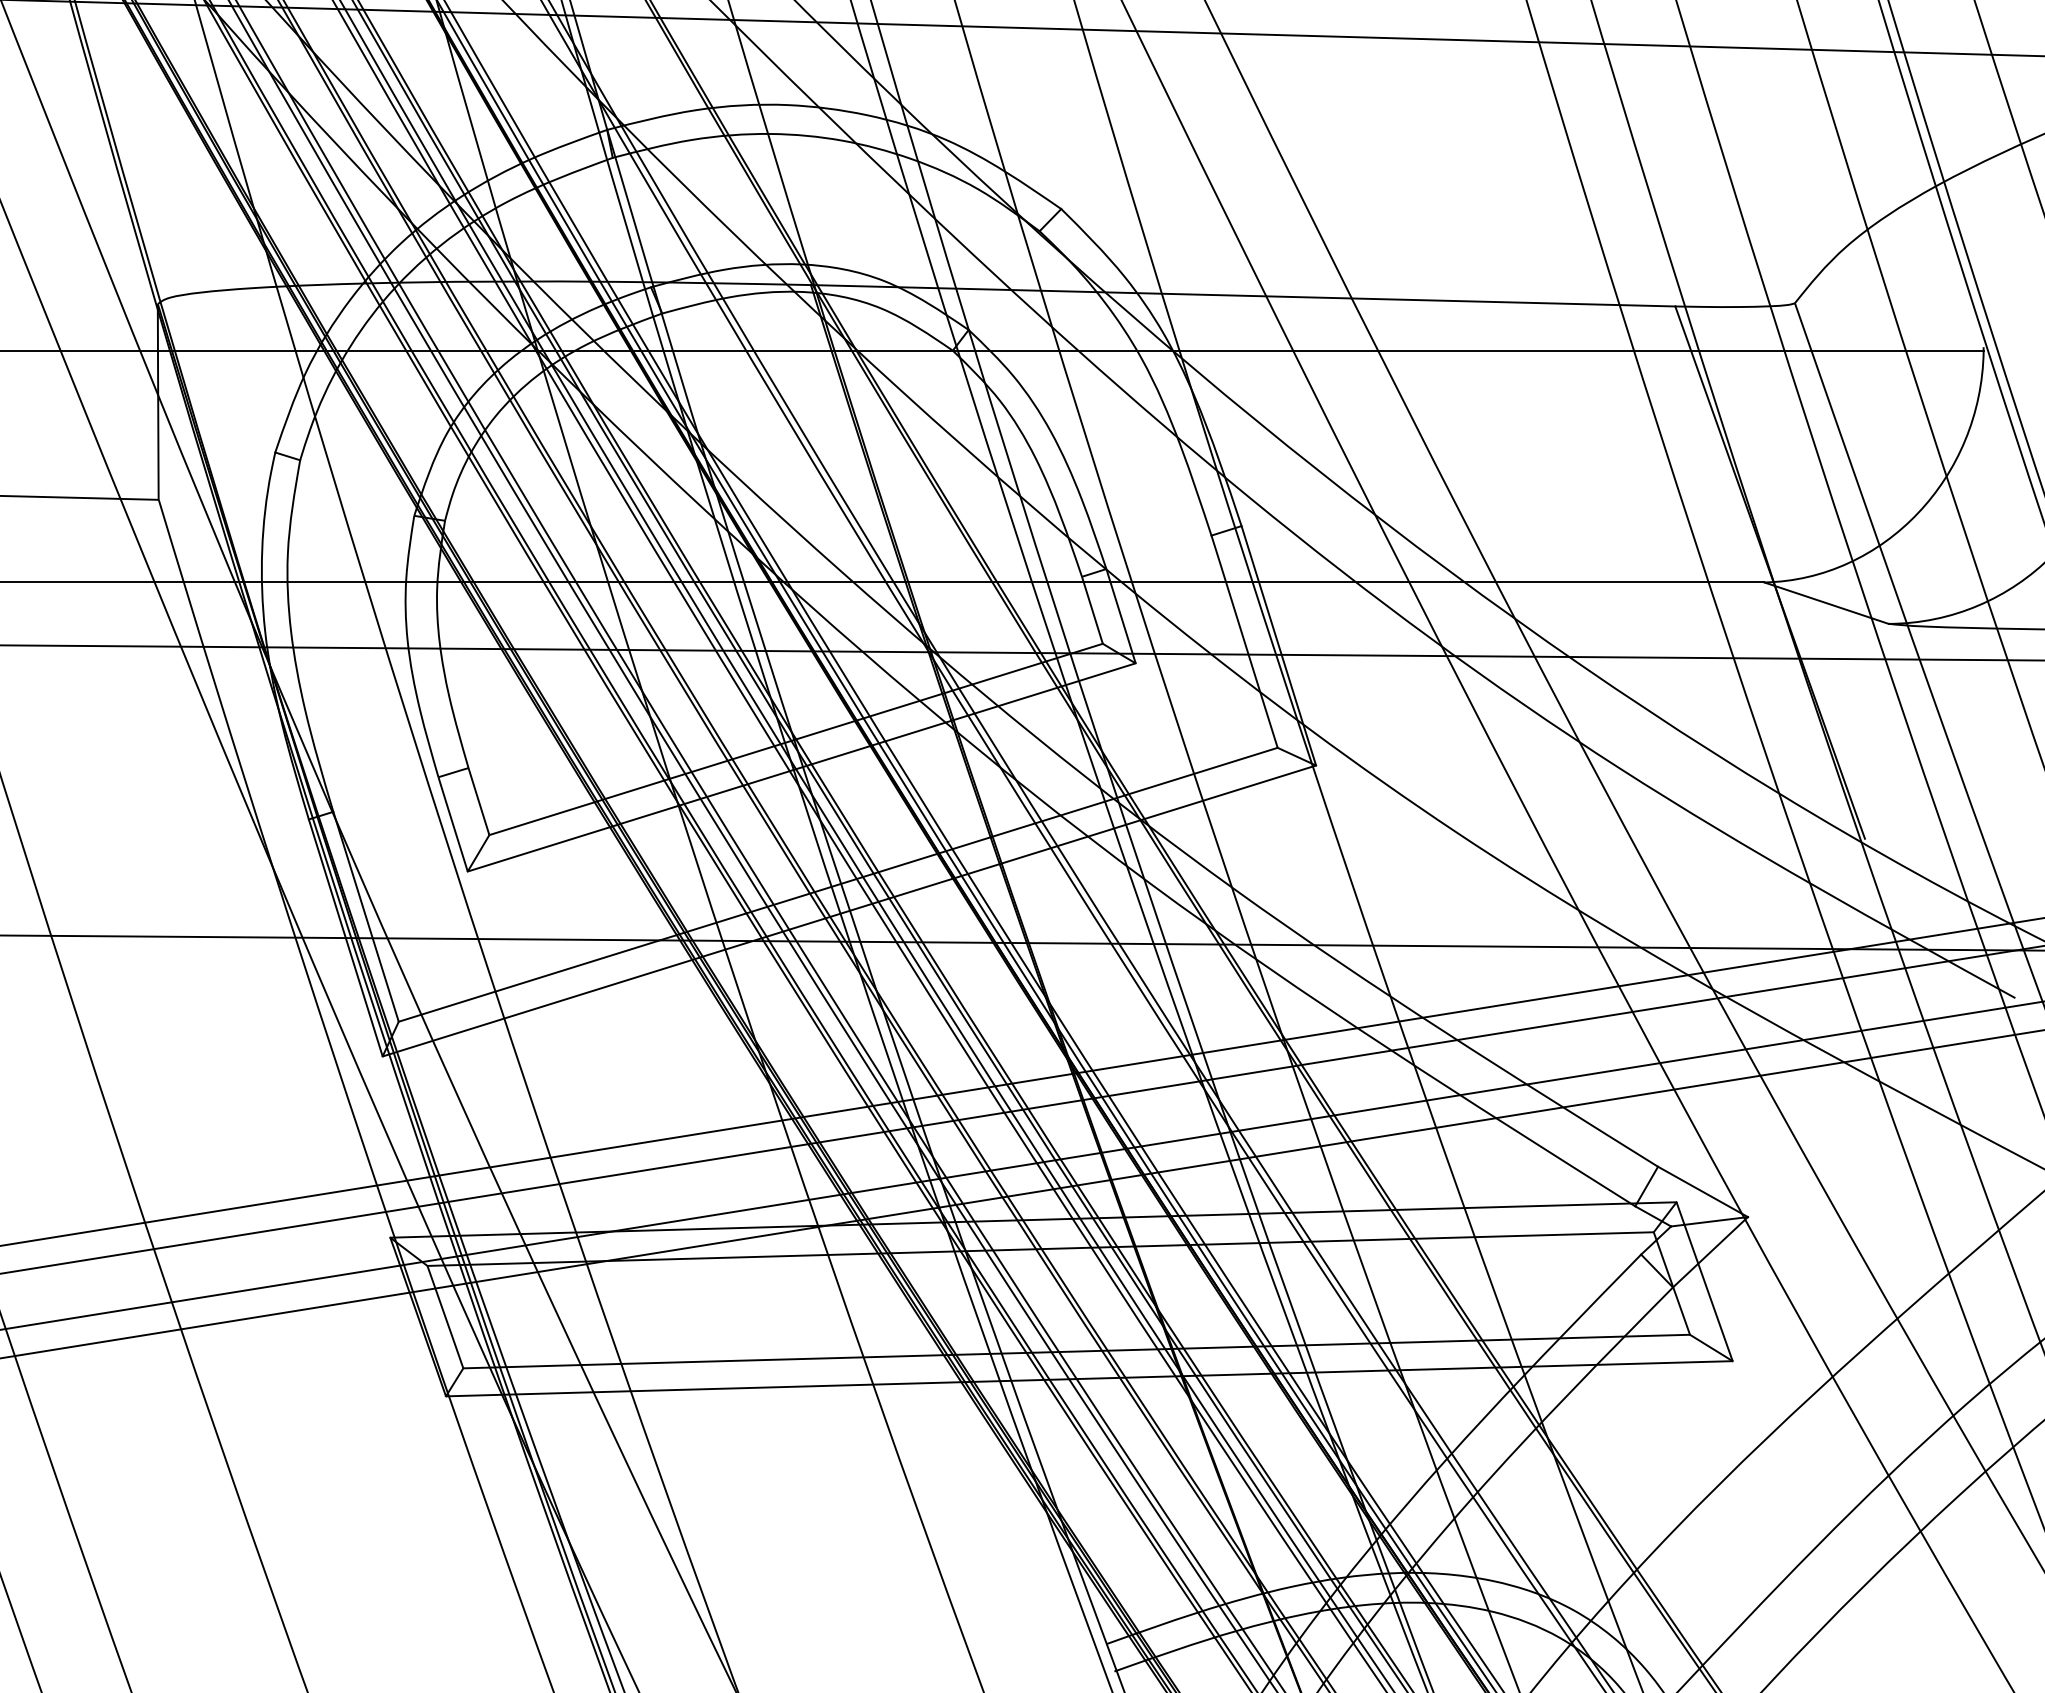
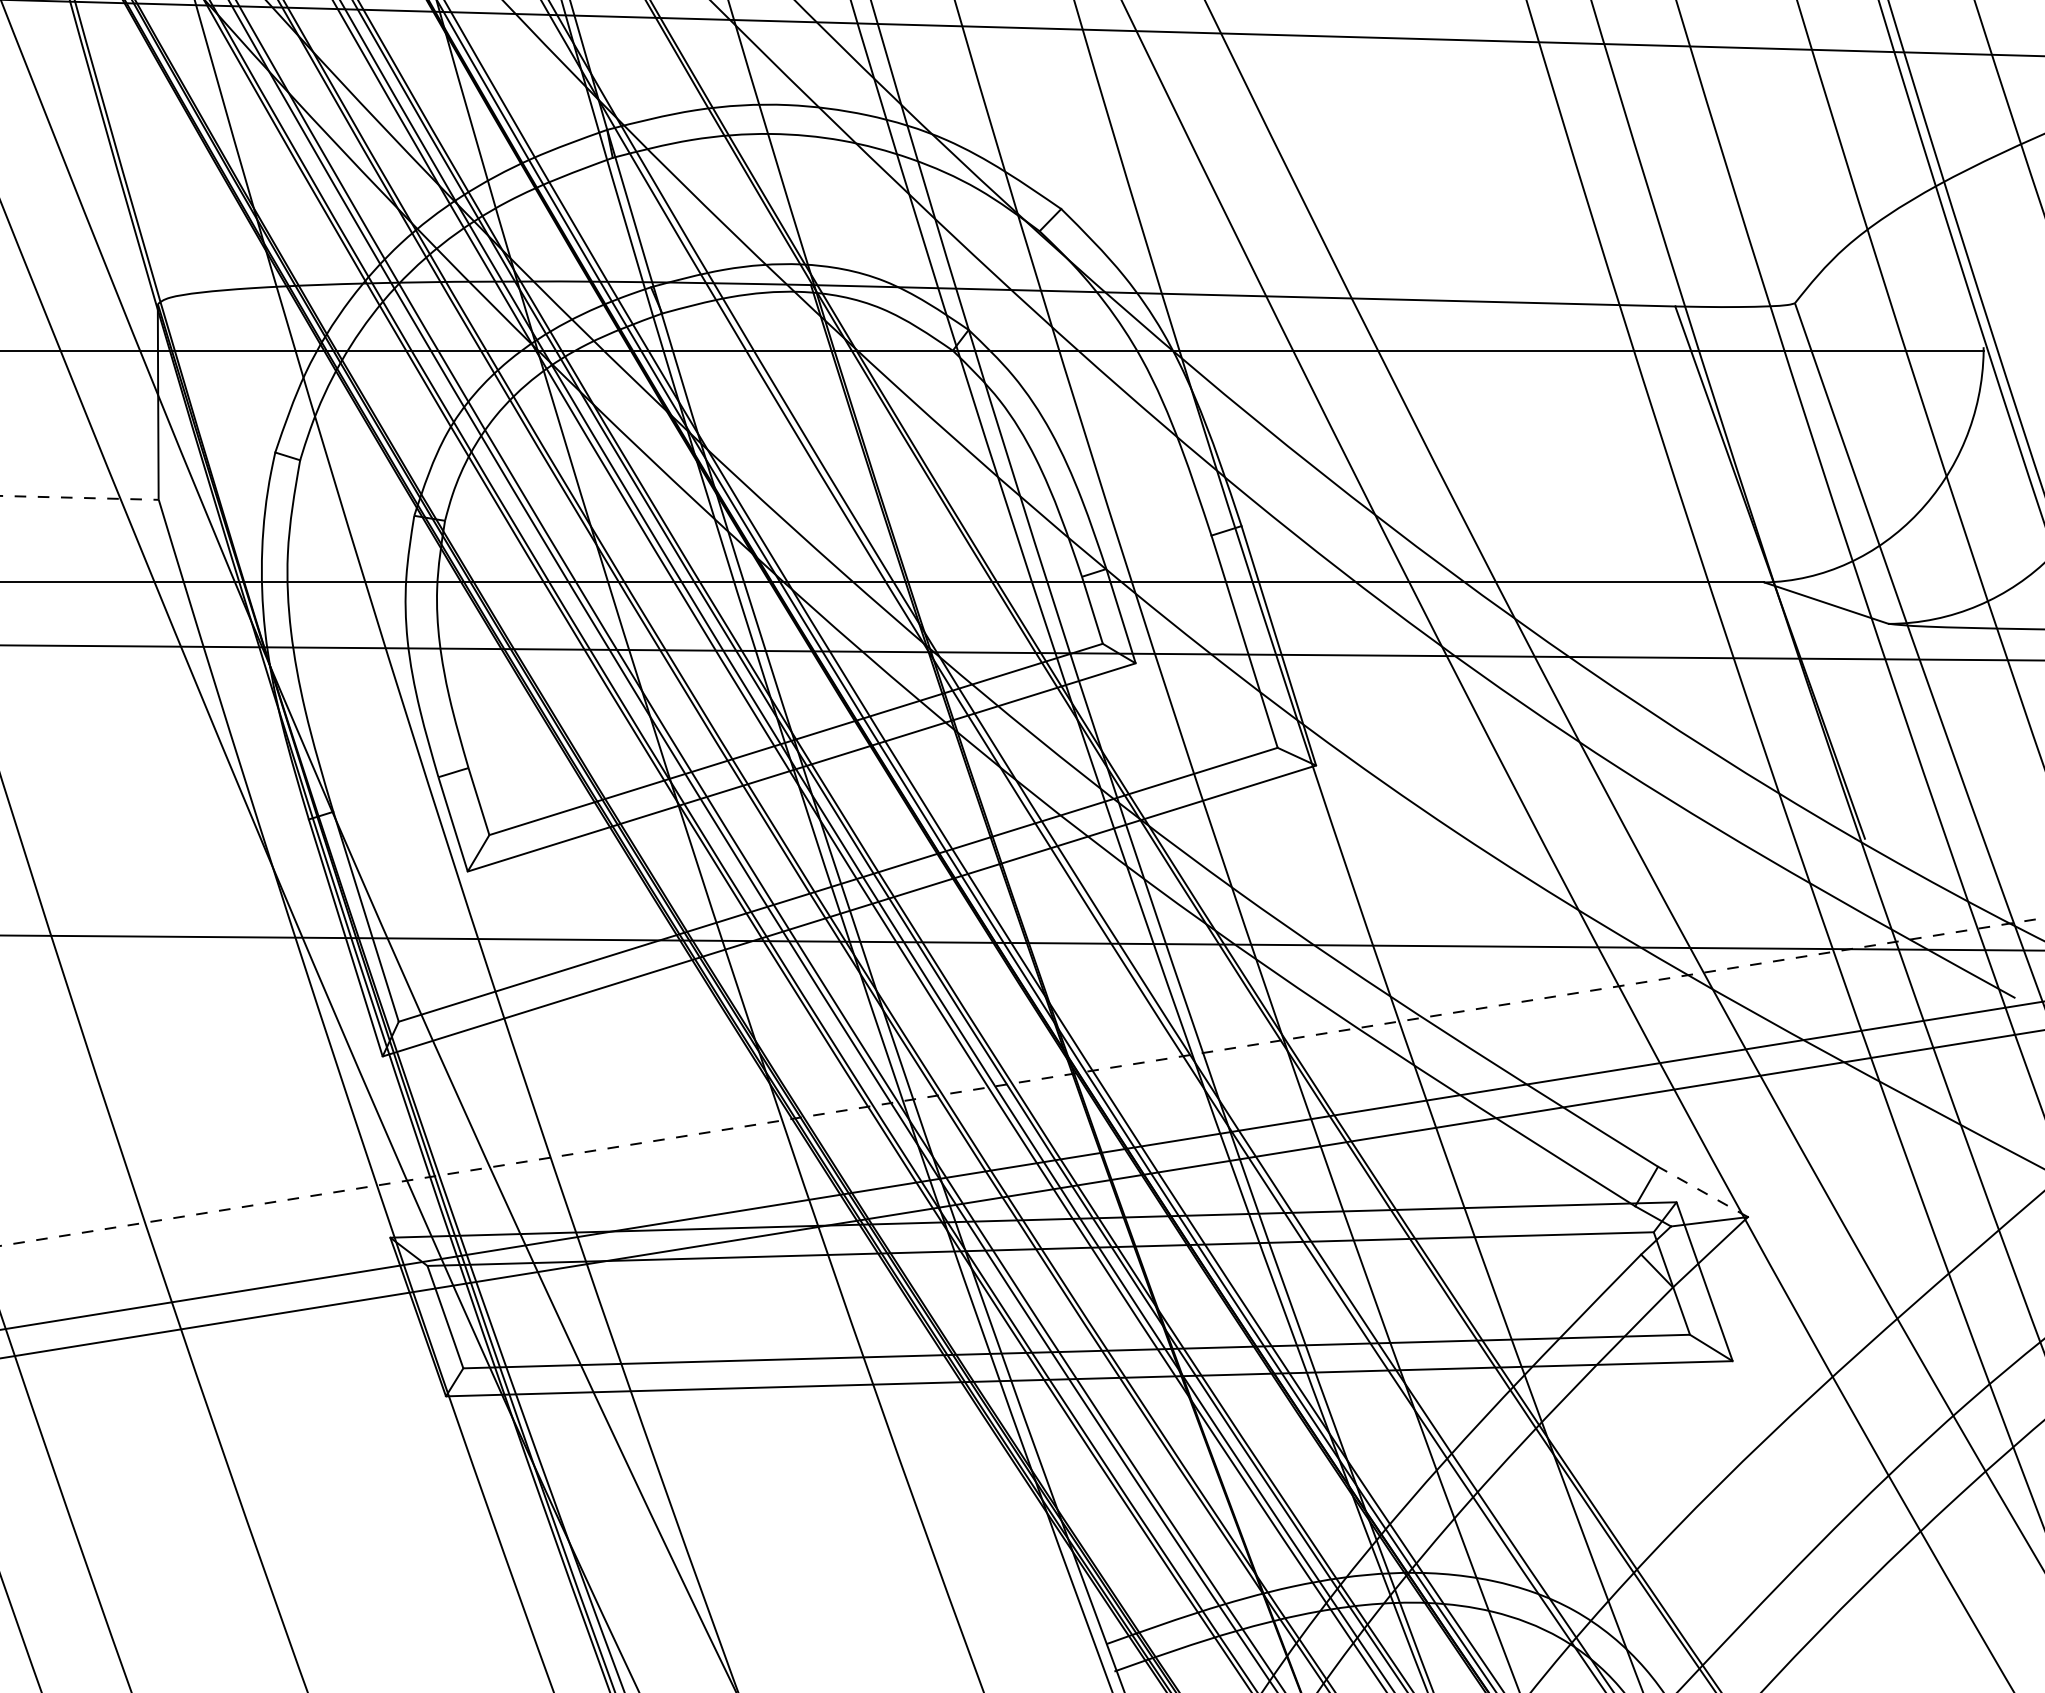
line: solid -> dashed (79, 497)
line: solid -> dashed (1022, 1082)
line: present -> none (1021, 1109)
line: solid -> dashed (1703, 1191)
